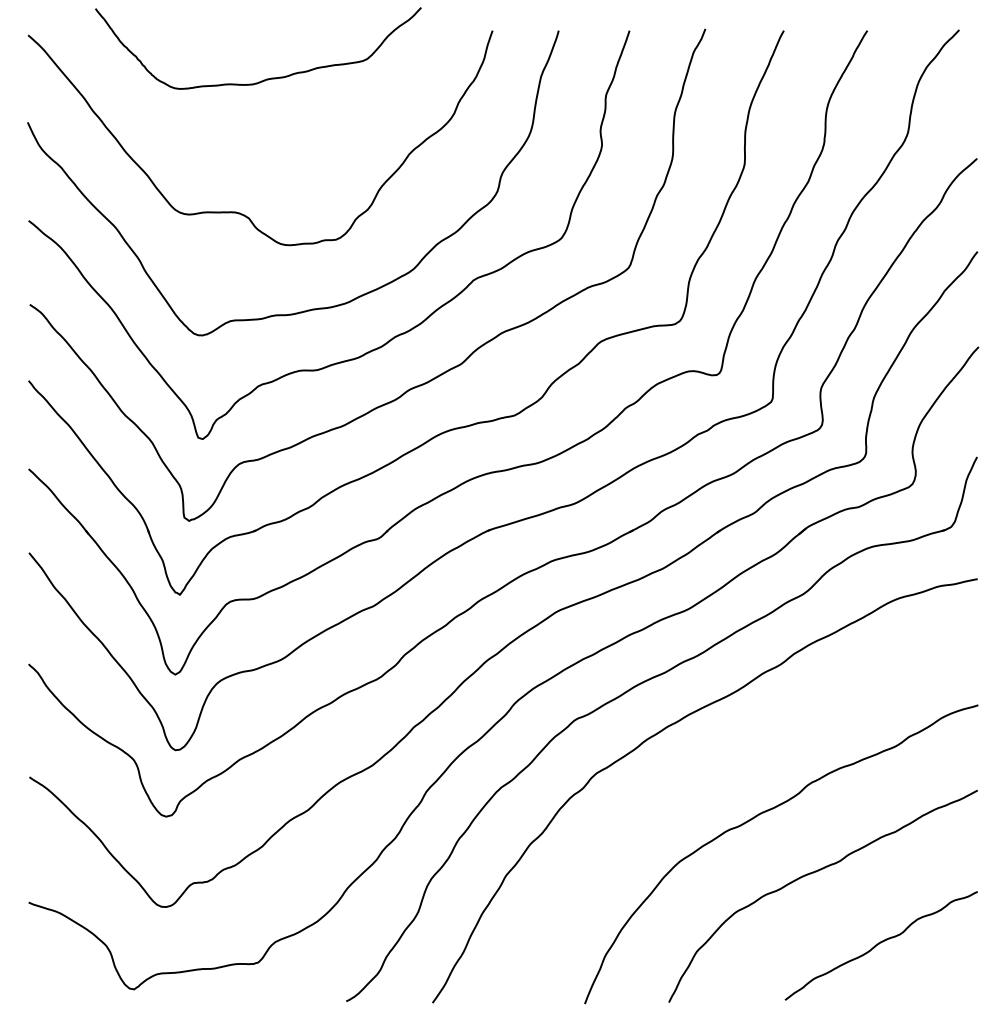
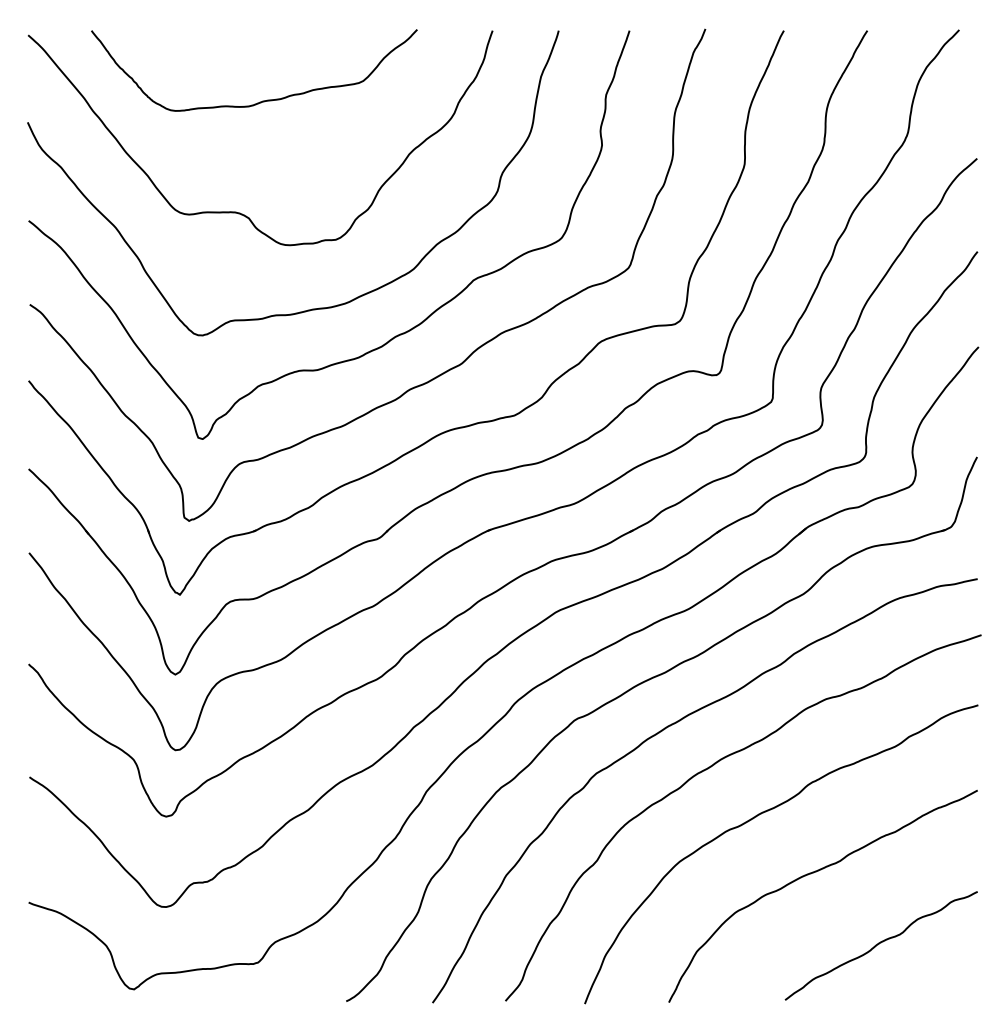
curve position: (266, 78) -> (262, 100) (262, 100)
curve: none -> present (711, 767)
